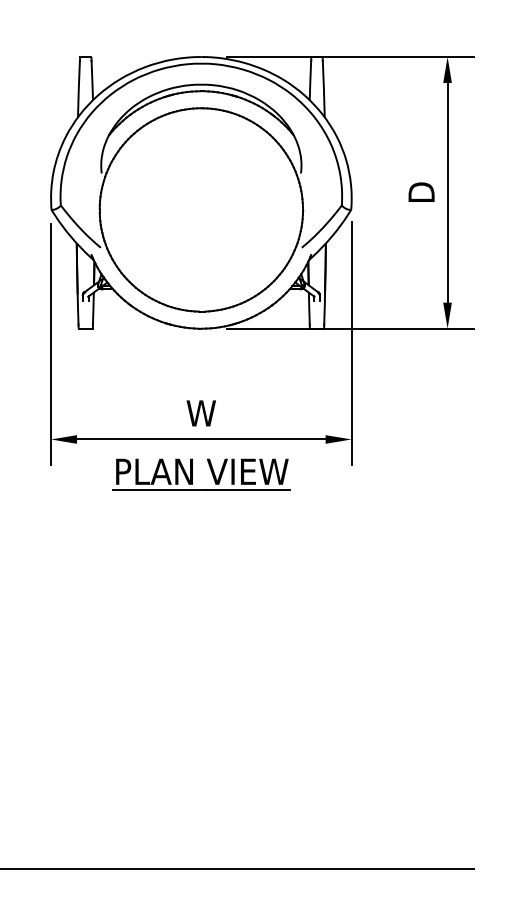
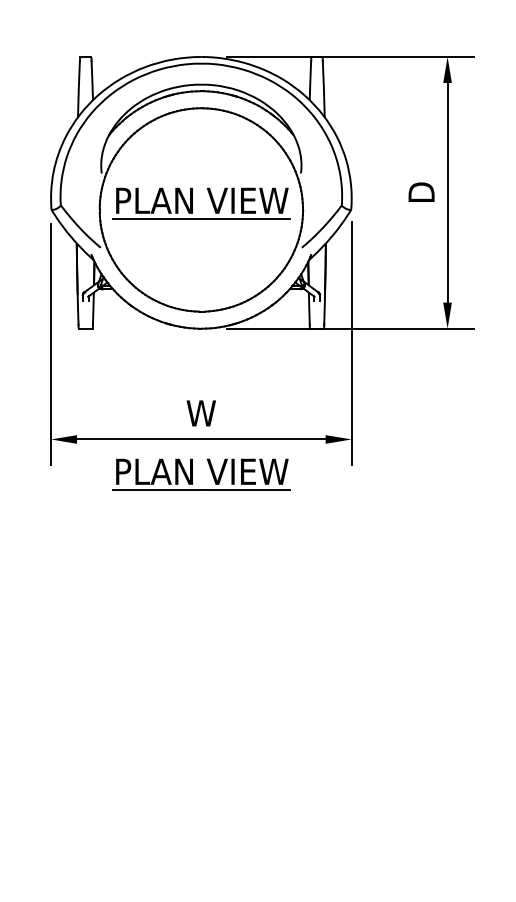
part: none -> present (192, 203)
line: present -> none (237, 869)
